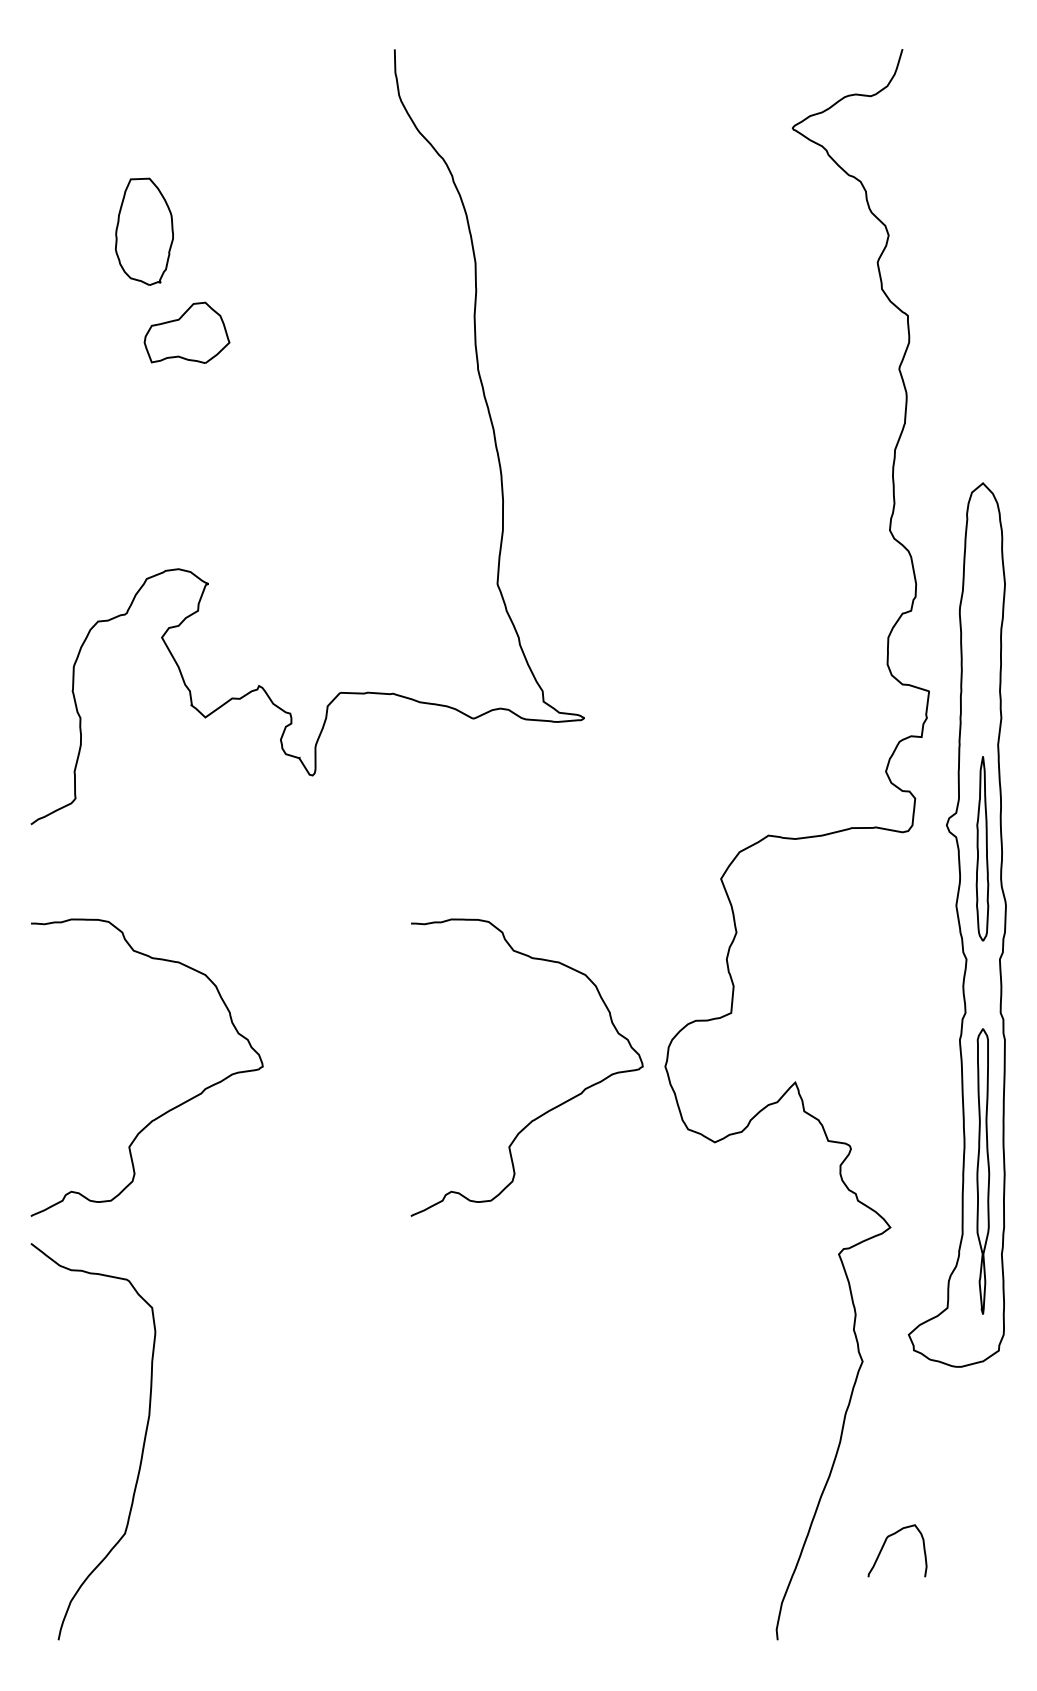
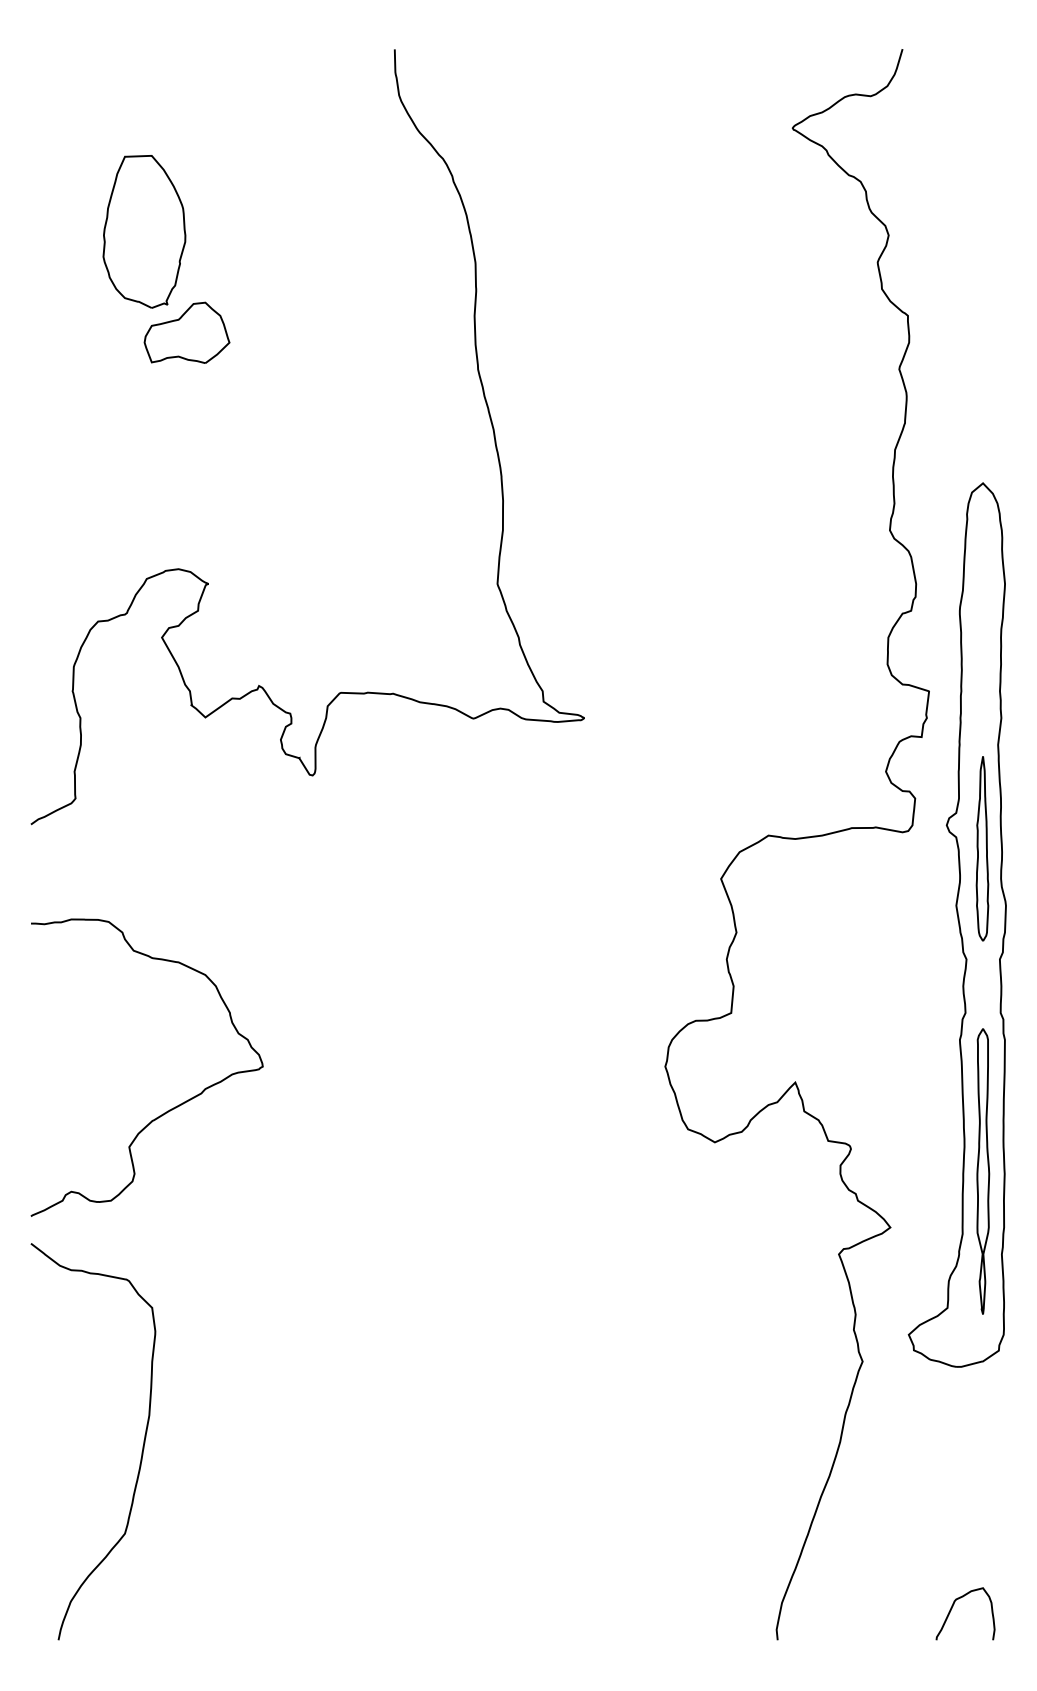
part size: 60x109 px -> 85x154 px (144, 231)
curve: present -> none (547, 1110)
curve position: (885, 1543) -> (953, 1606) (953, 1606)
